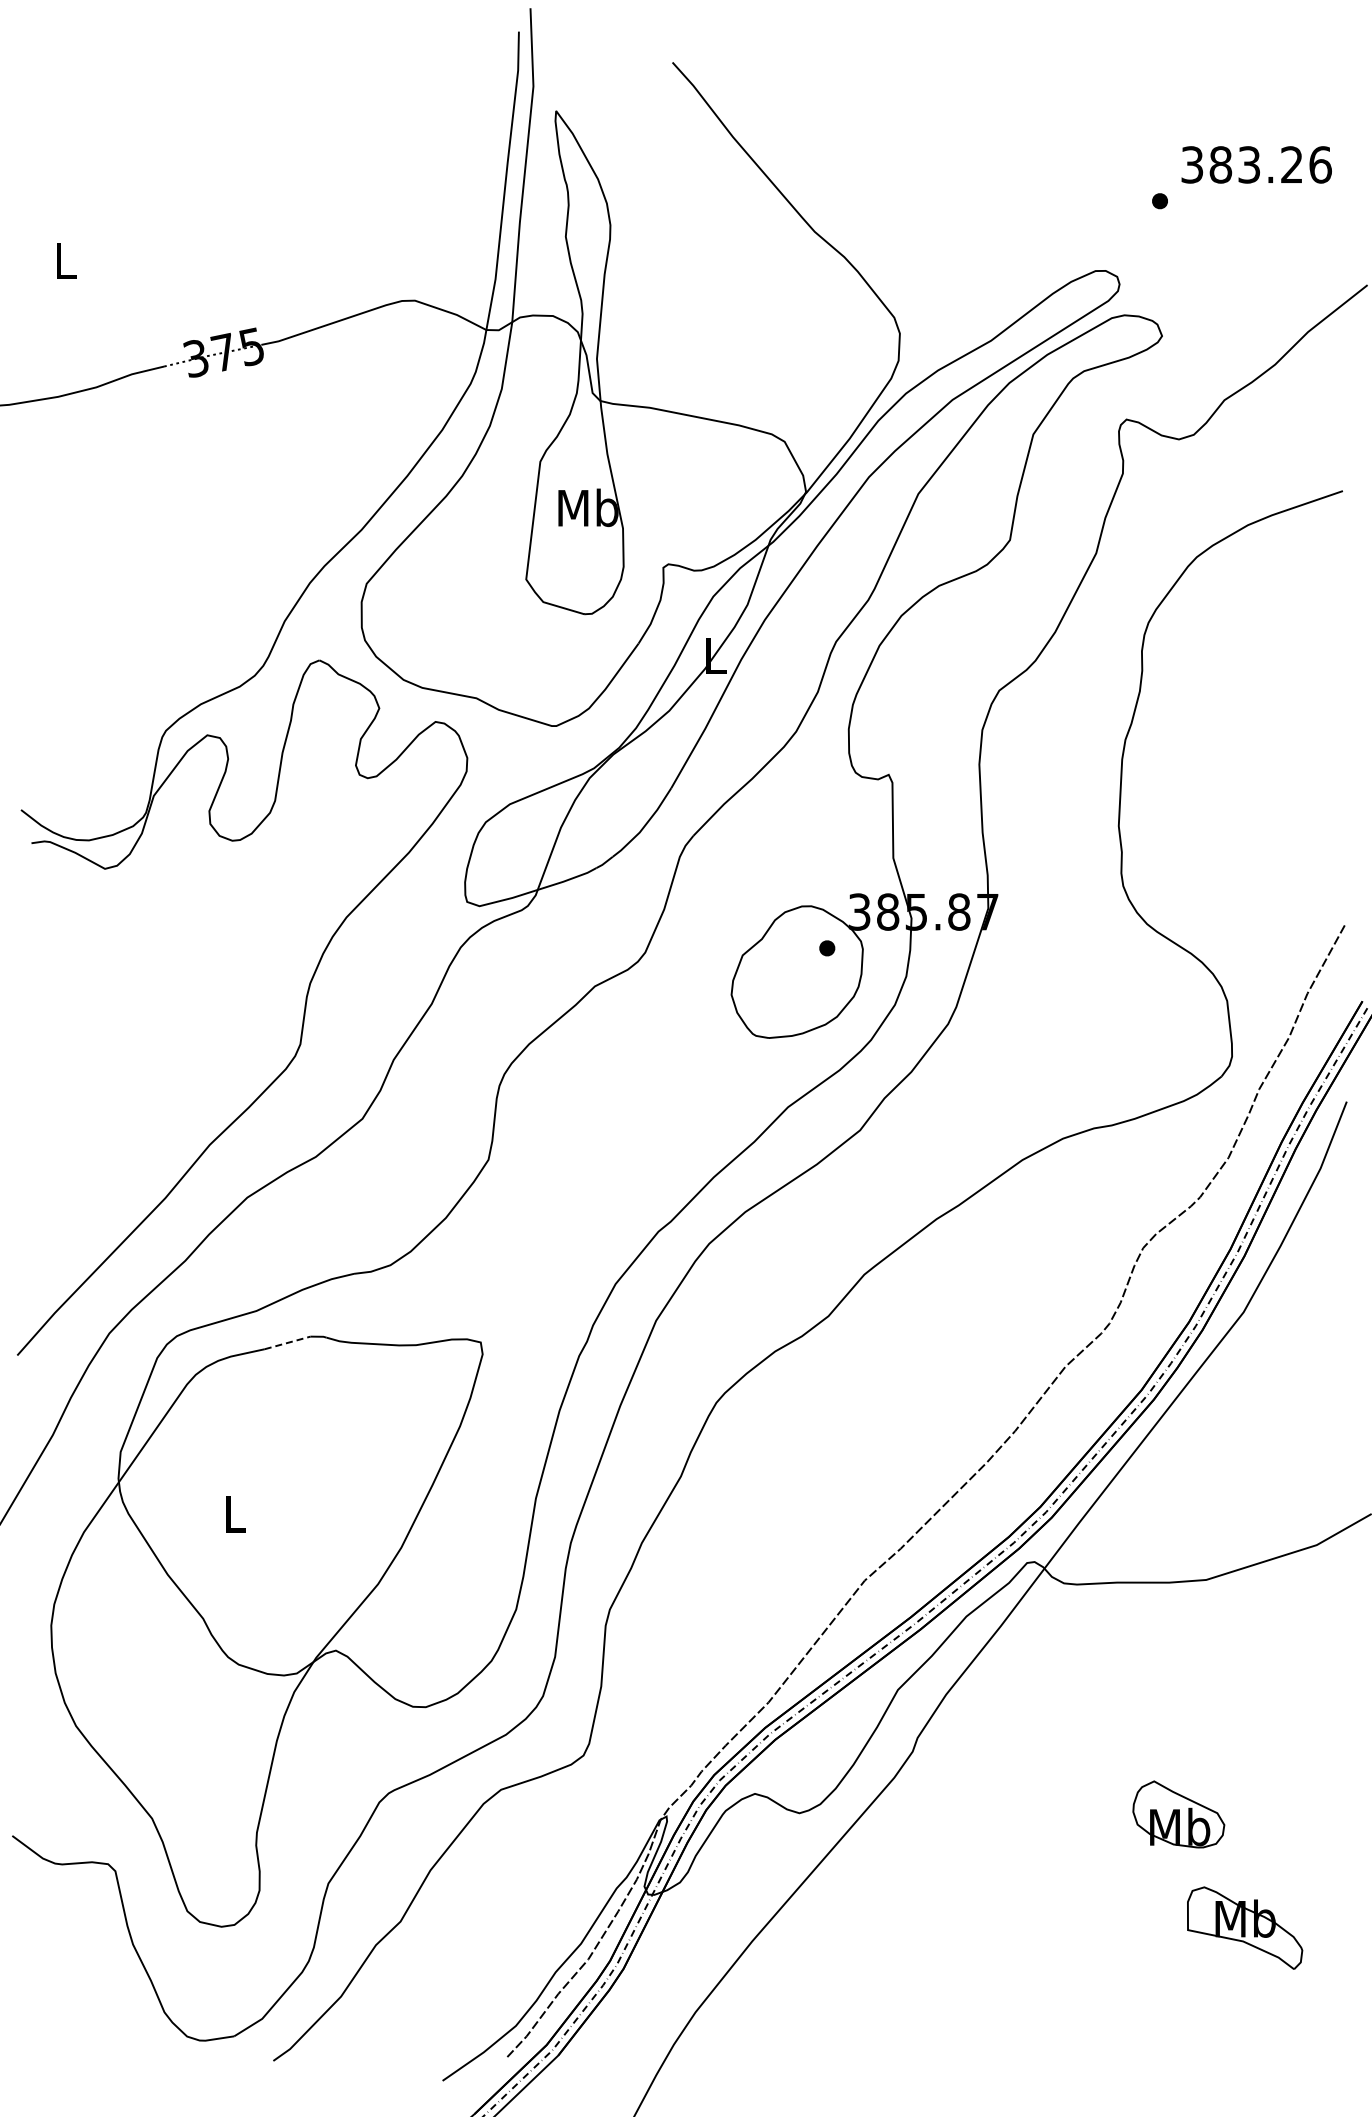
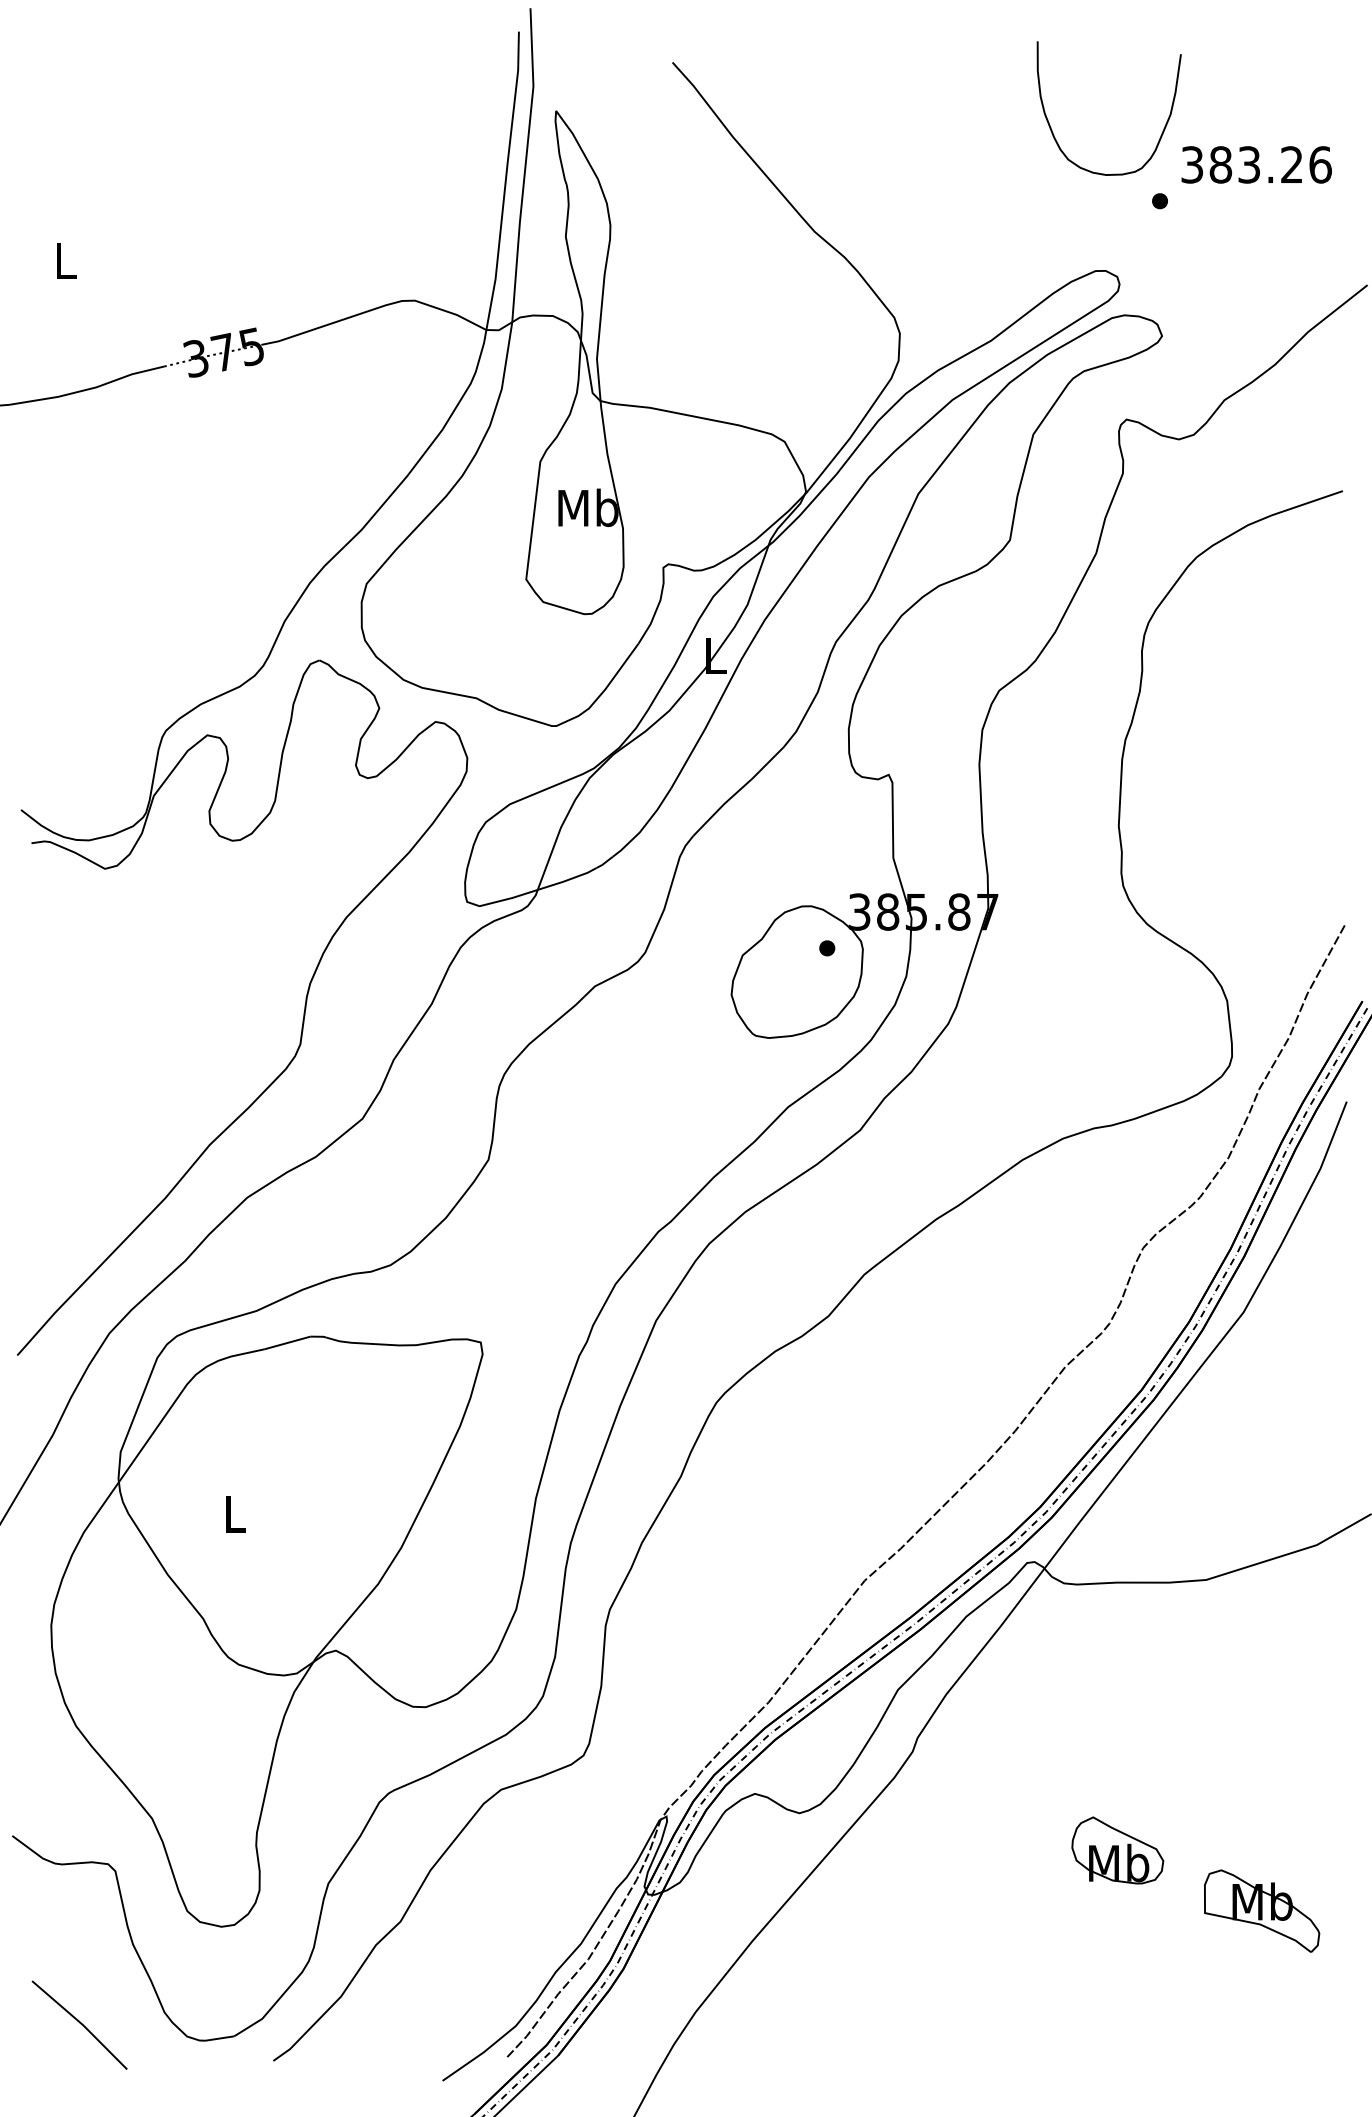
curve: none -> present (1162, 130)
line: dashed -> solid (287, 1342)
part position: (1178, 1814) -> (1117, 1850) (1117, 1850)
part position: (1245, 1927) -> (1262, 1910) (1262, 1910)
line: none -> present (79, 2023)
